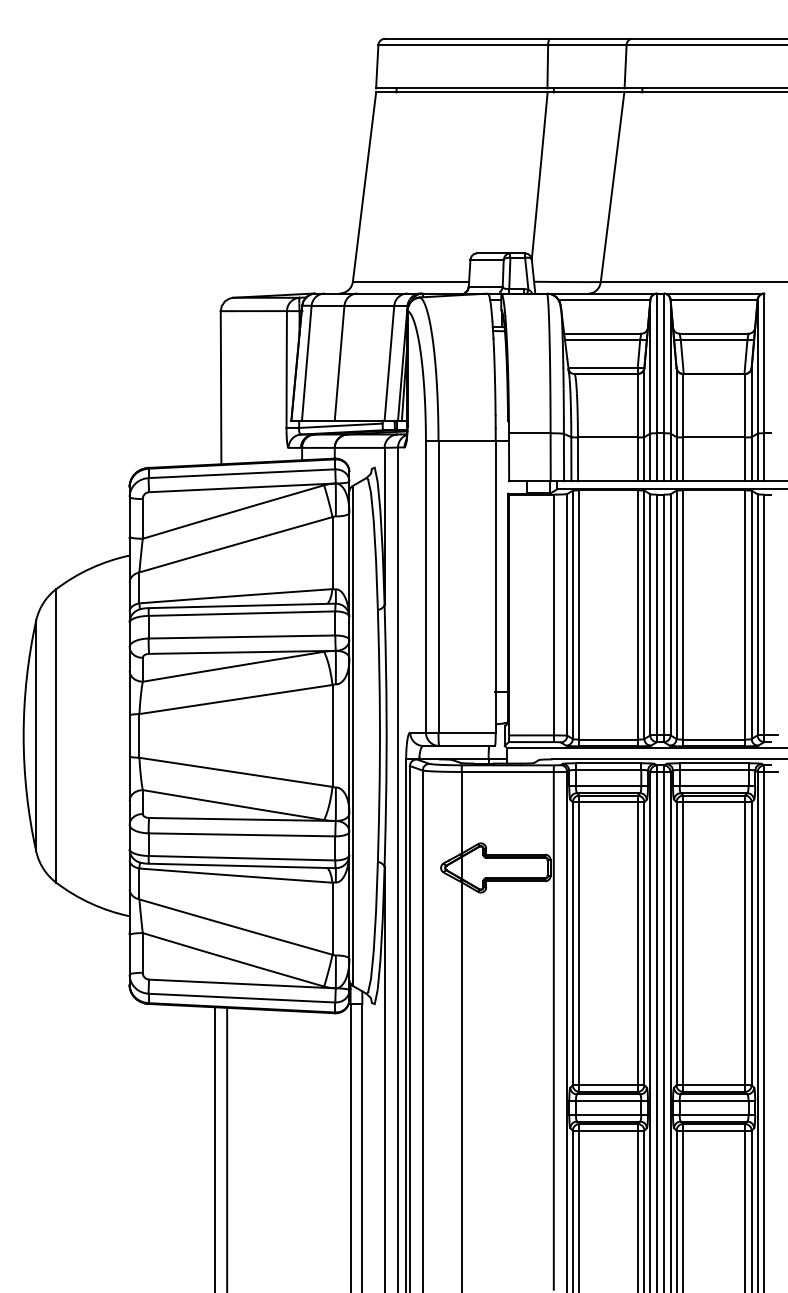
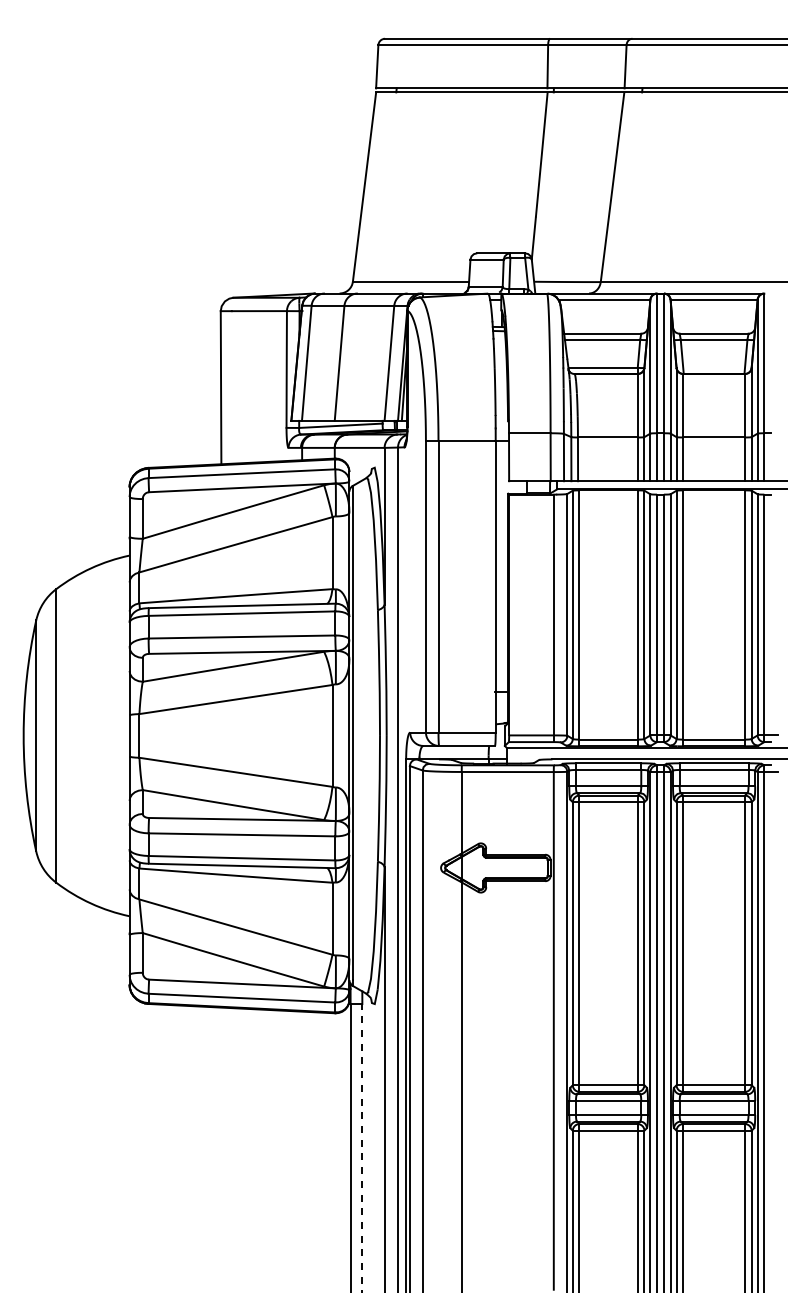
line: solid -> dashed (362, 1147)
line: present -> none (215, 1148)
line: present -> none (227, 1148)
